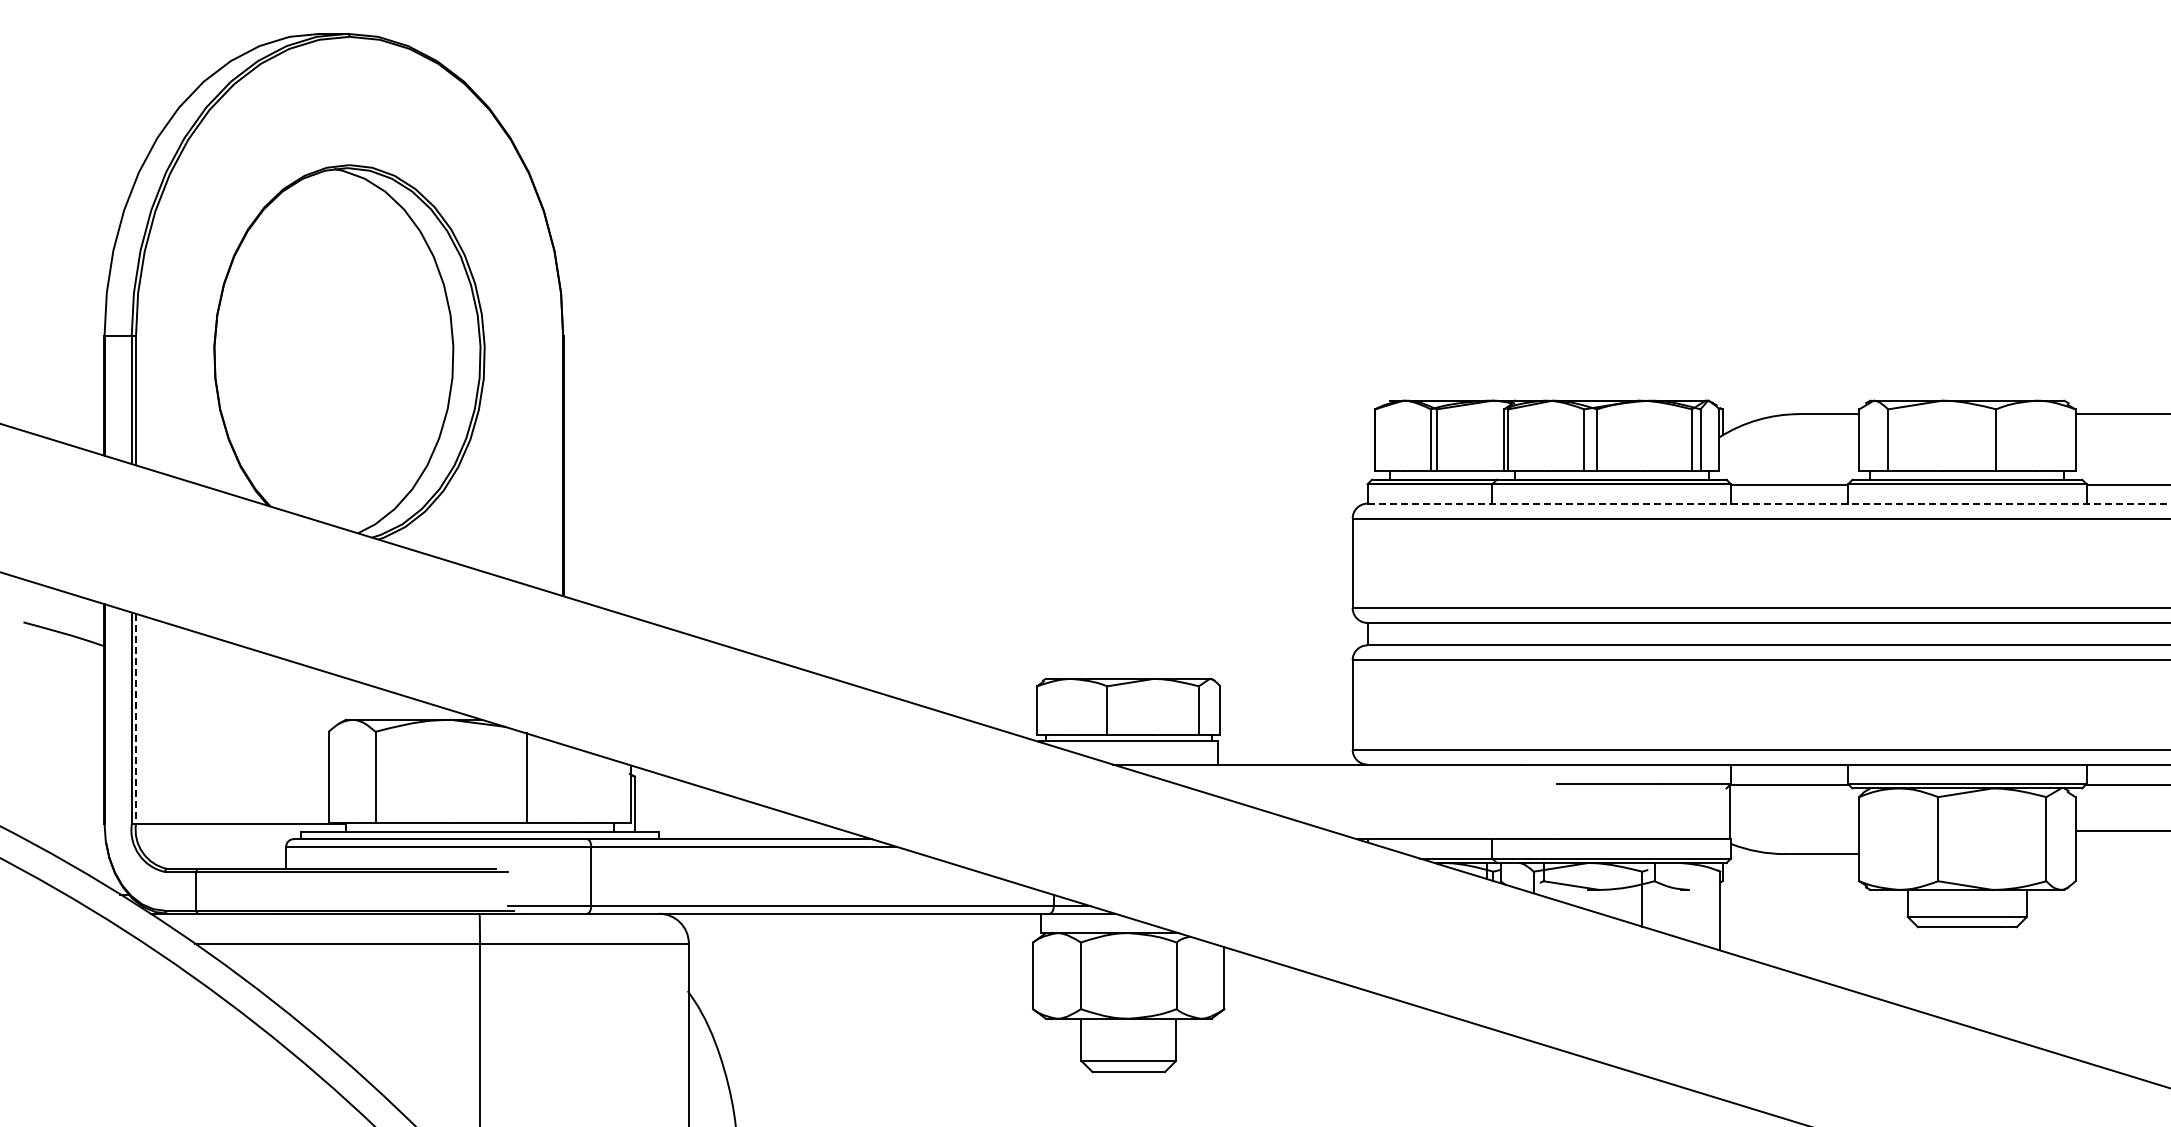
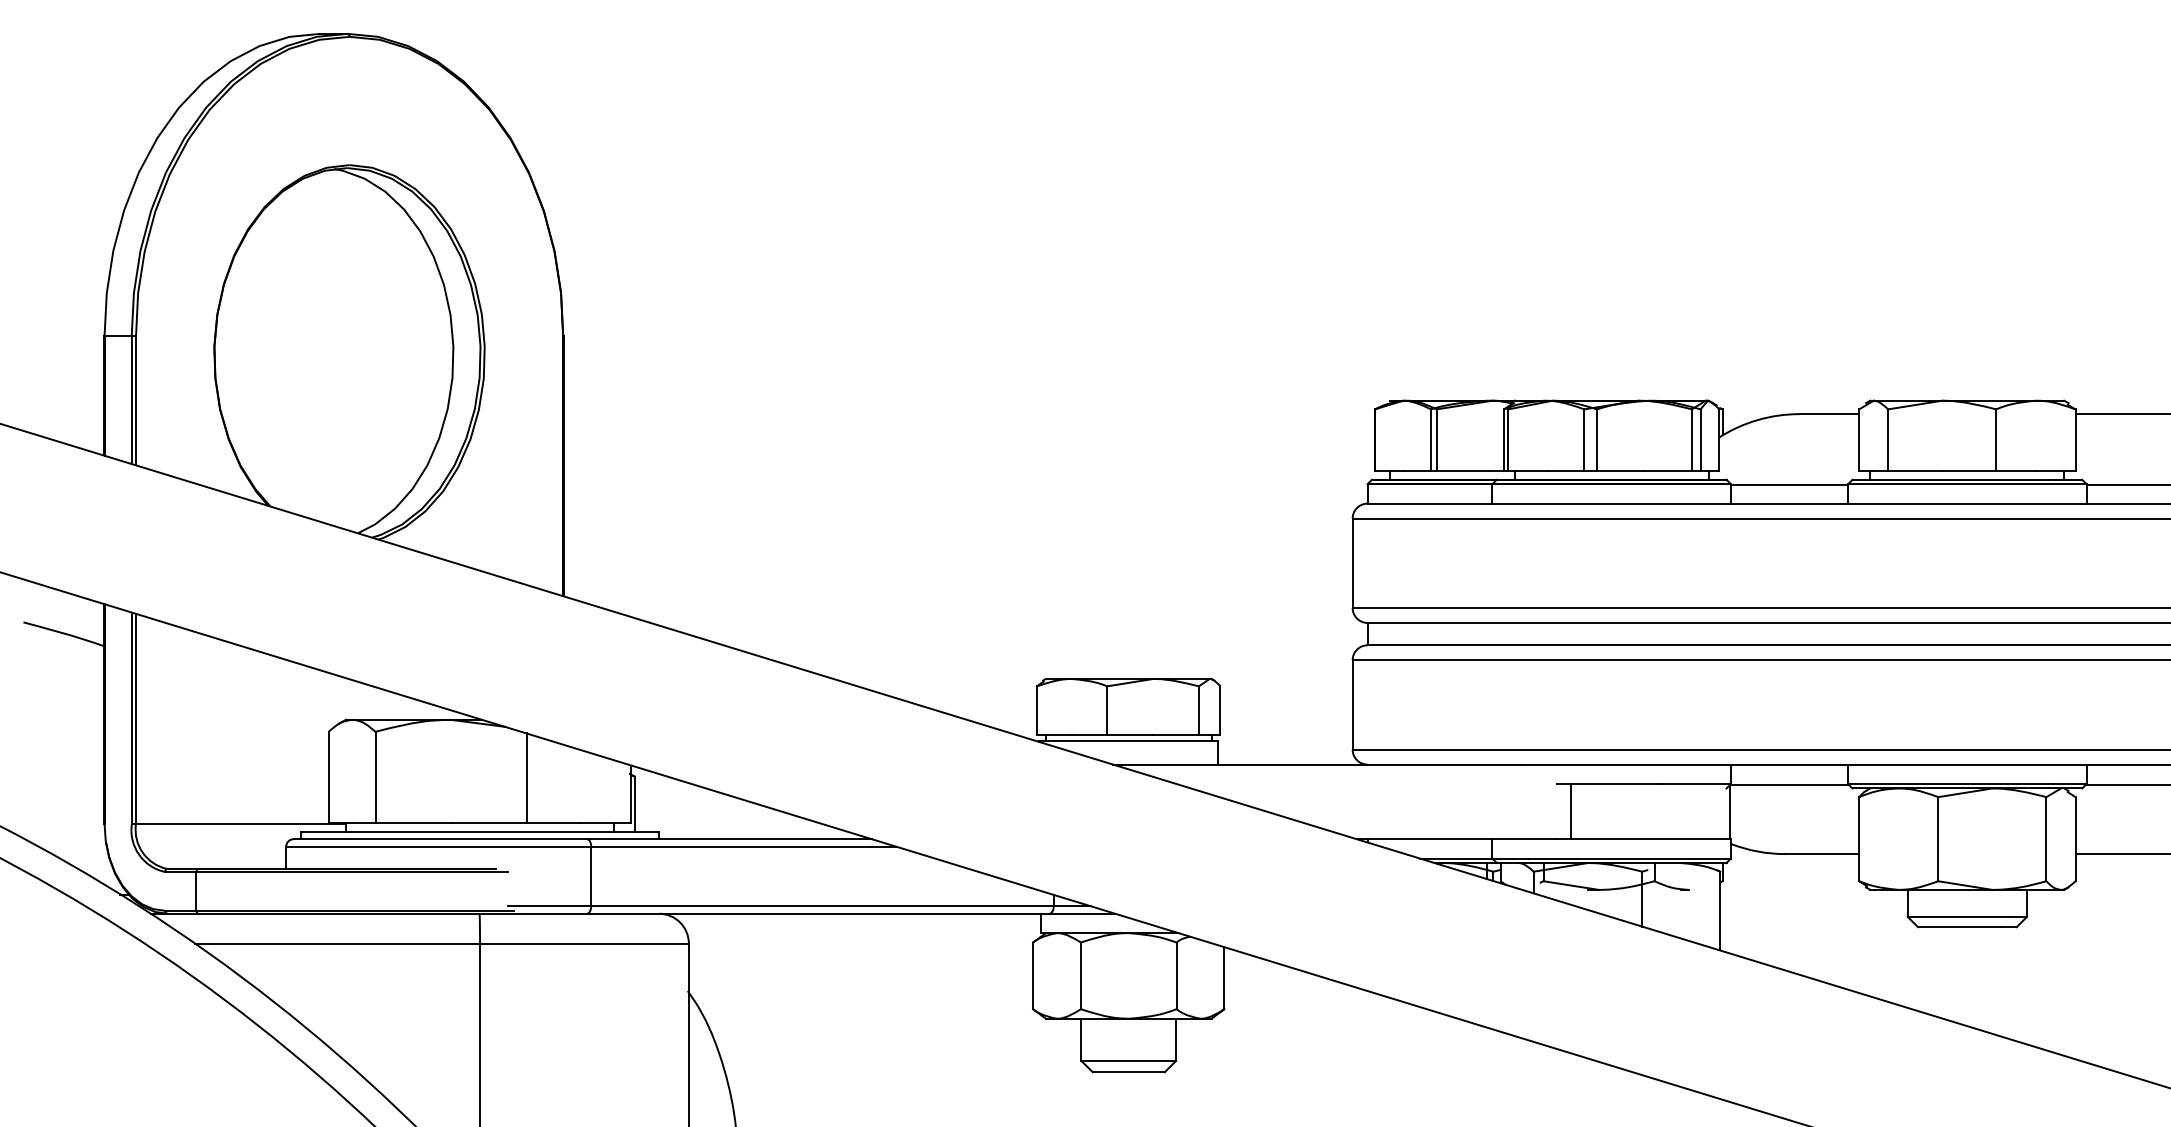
line: dashed -> solid (1769, 503)
line: dashed -> solid (136, 719)
line: none -> present (1571, 812)
line position: (2121, 831) -> (2121, 854) (2121, 854)
